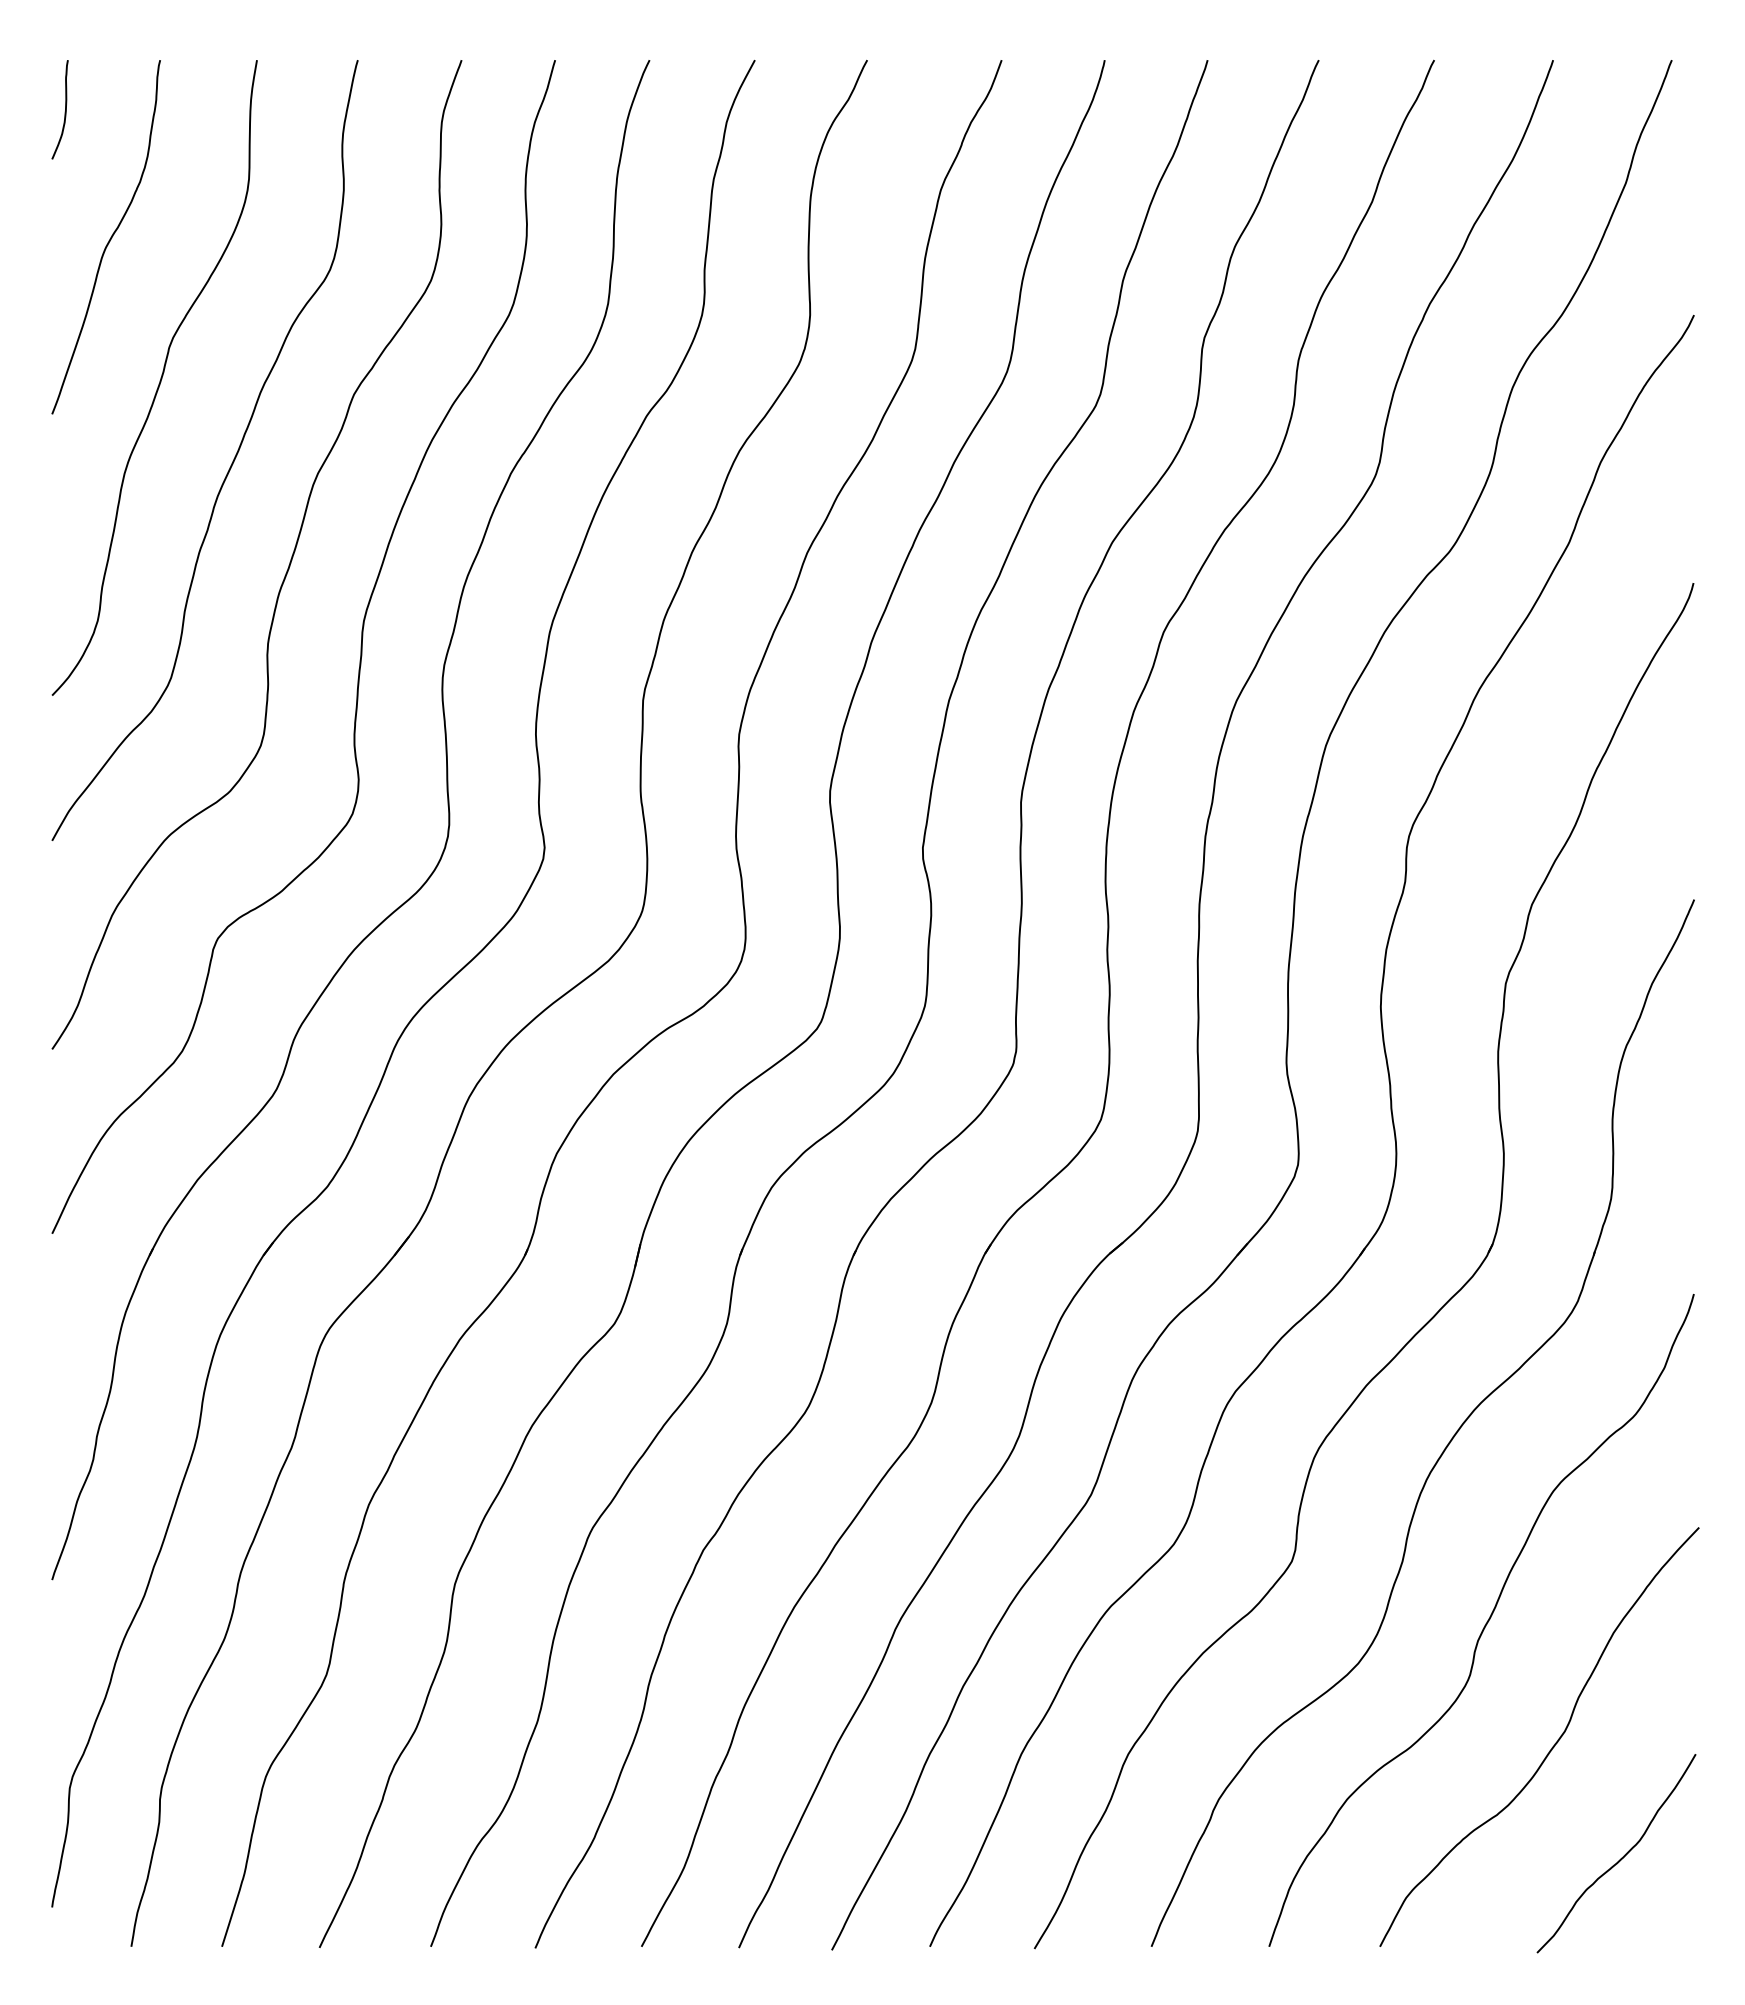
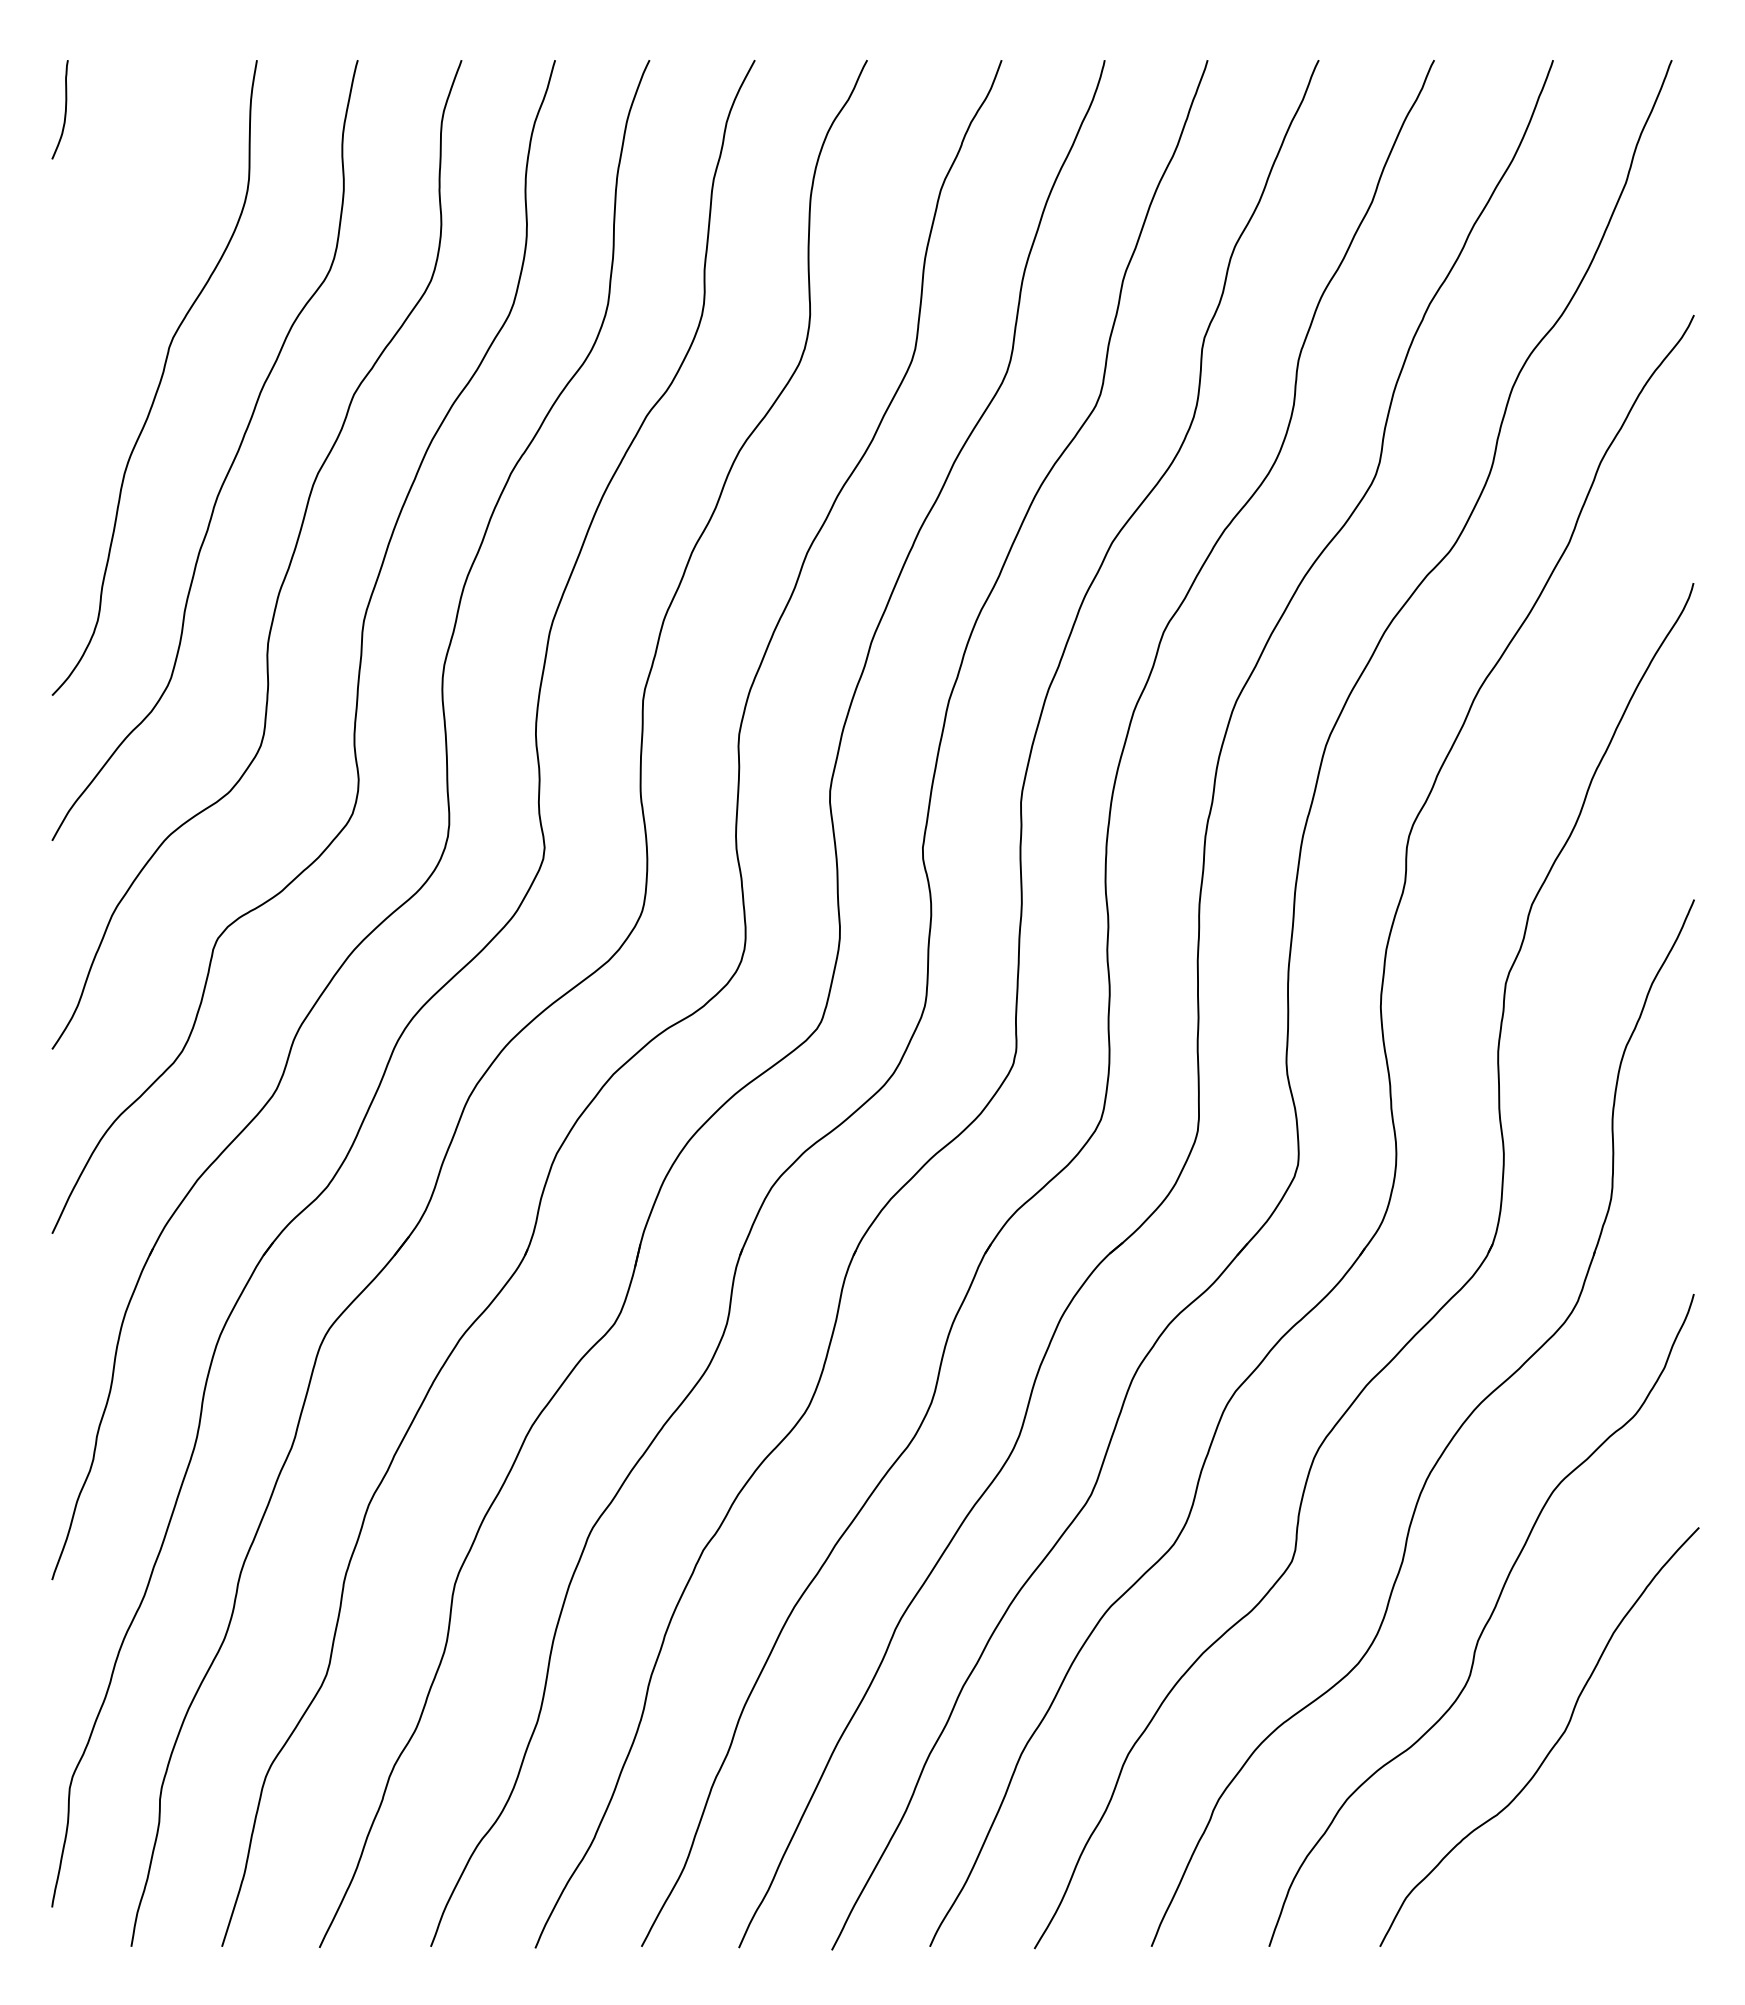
curve: present -> none (109, 238)
curve: present -> none (1621, 1857)
